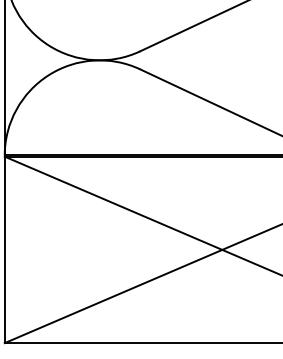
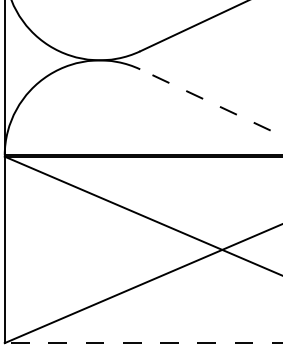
line: solid -> dashed (211, 102)
line: solid -> dashed (143, 343)
